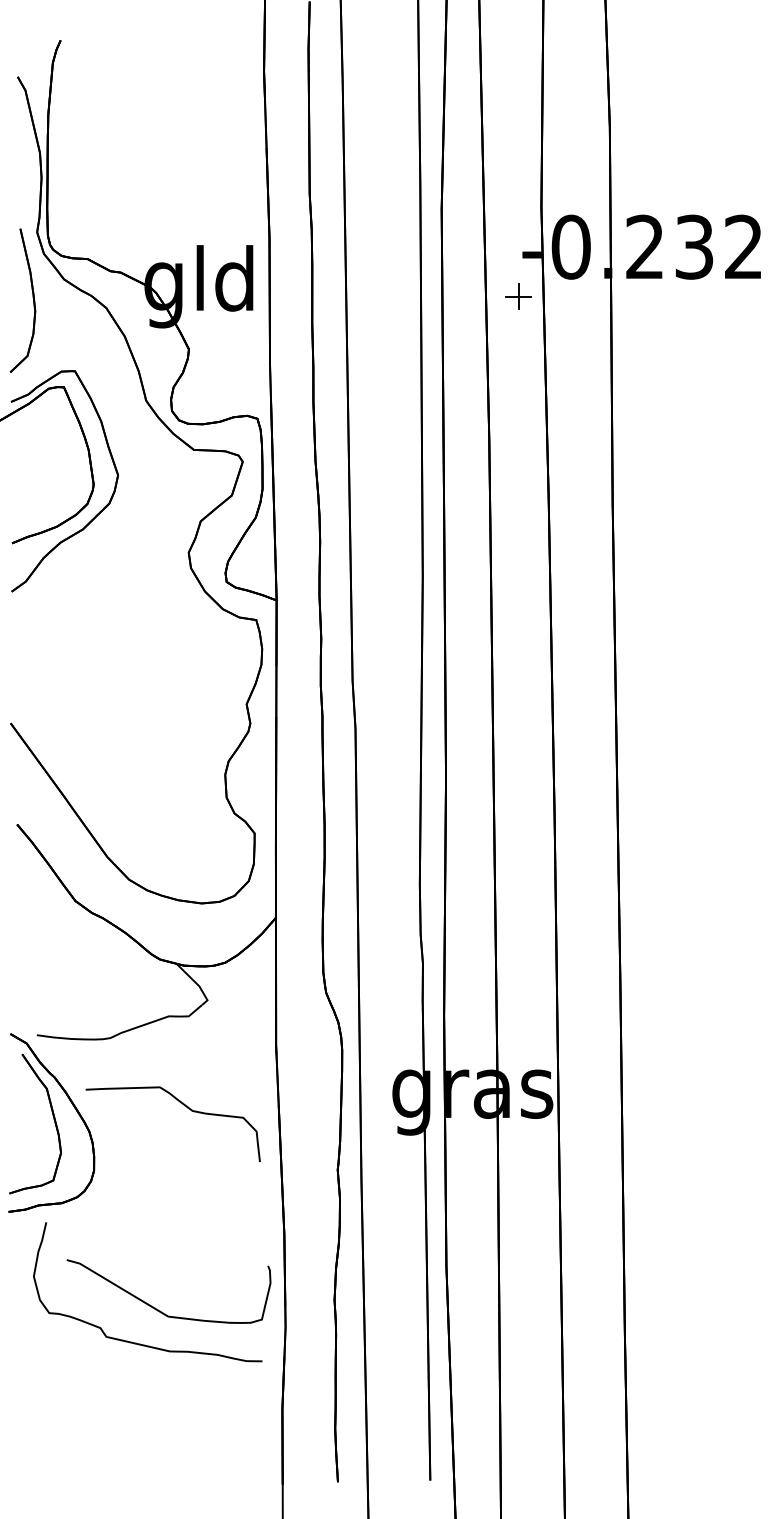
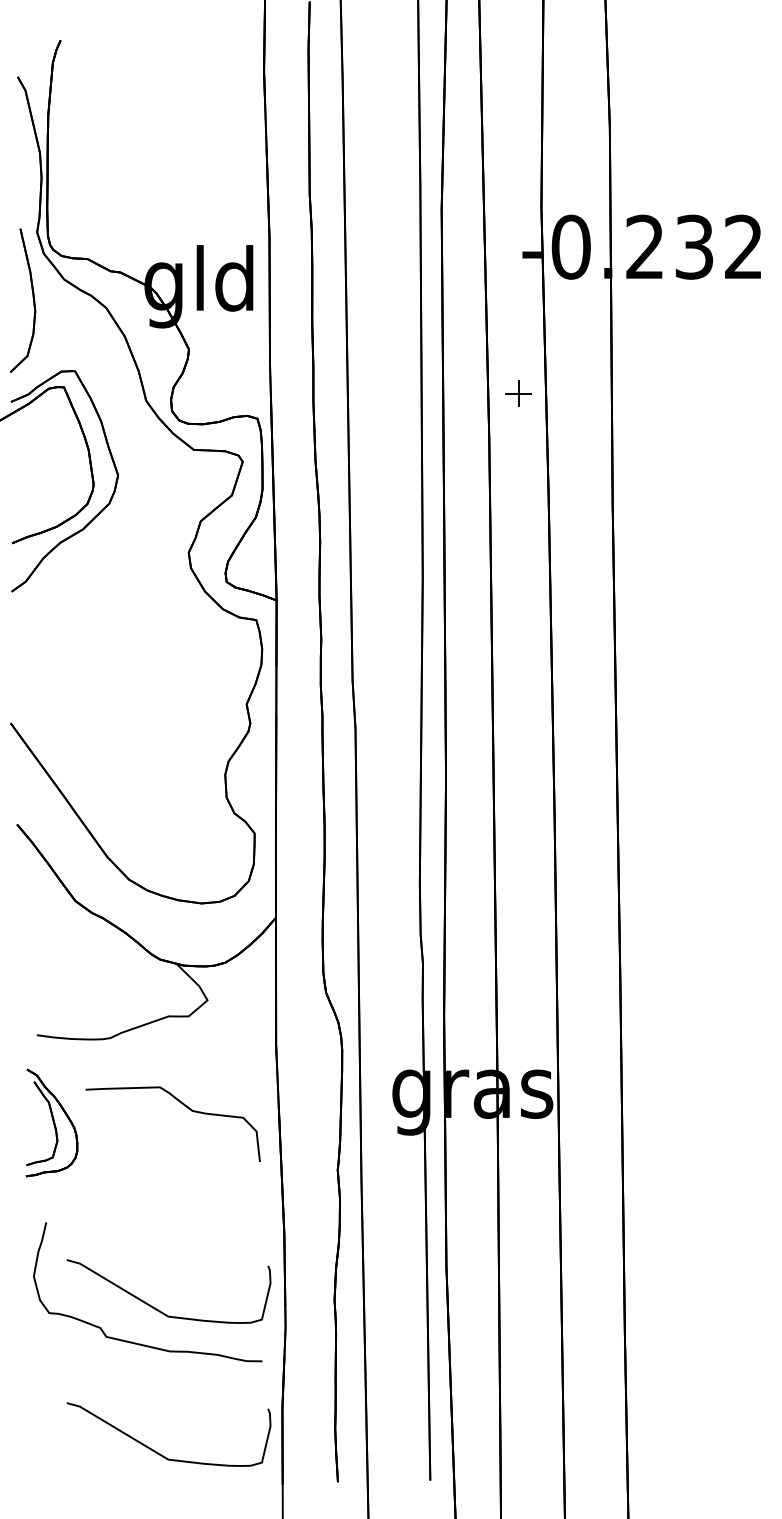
part position: (518, 296) -> (518, 393) (518, 393)
part size: 88x180 px -> 54x110 px (51, 1122)
curve: none -> present (158, 1452)
